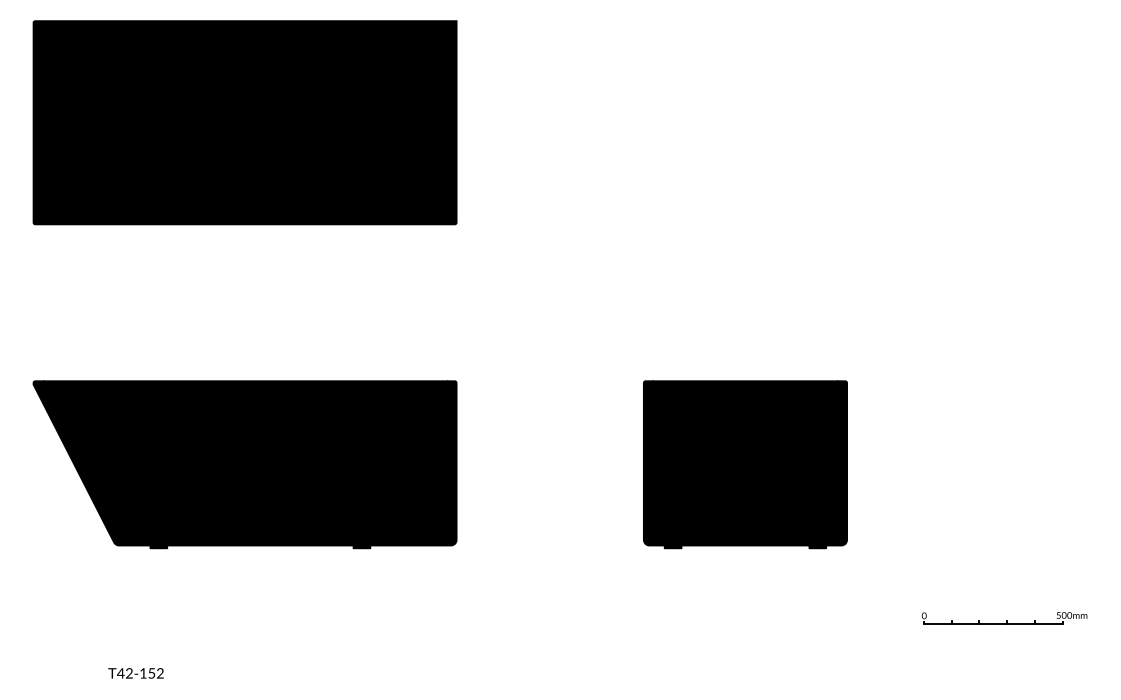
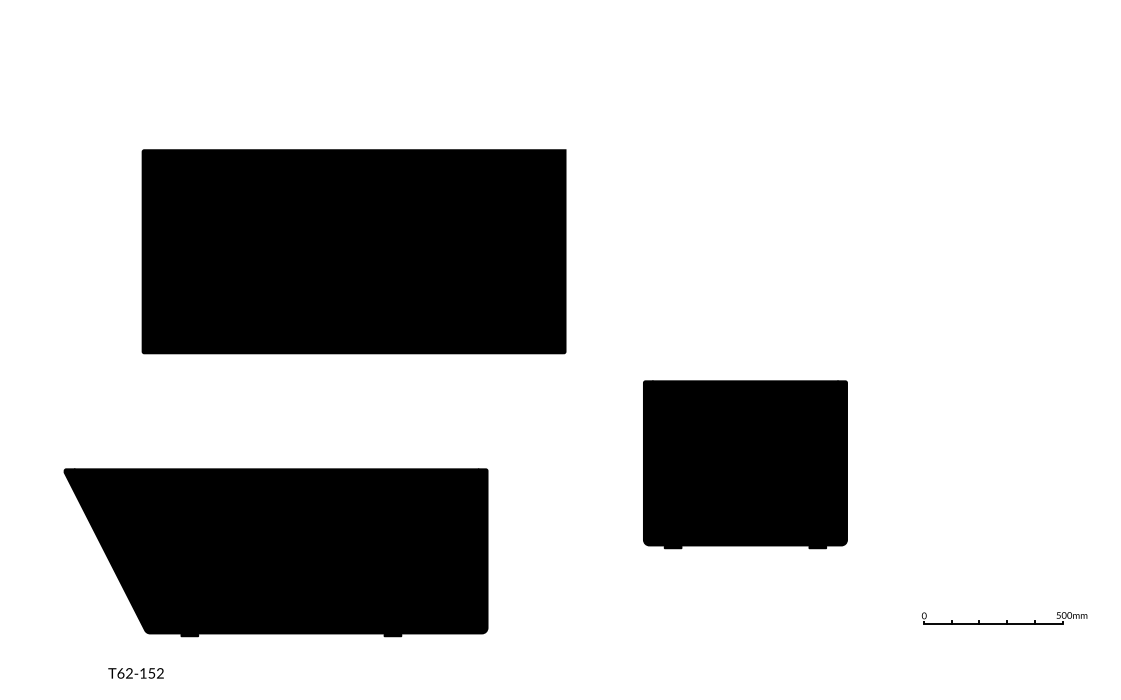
part position: (244, 122) -> (353, 251) (353, 251)
part position: (244, 464) -> (275, 552) (275, 552)
text: T42-152 -> T62-152 (120, 673)
